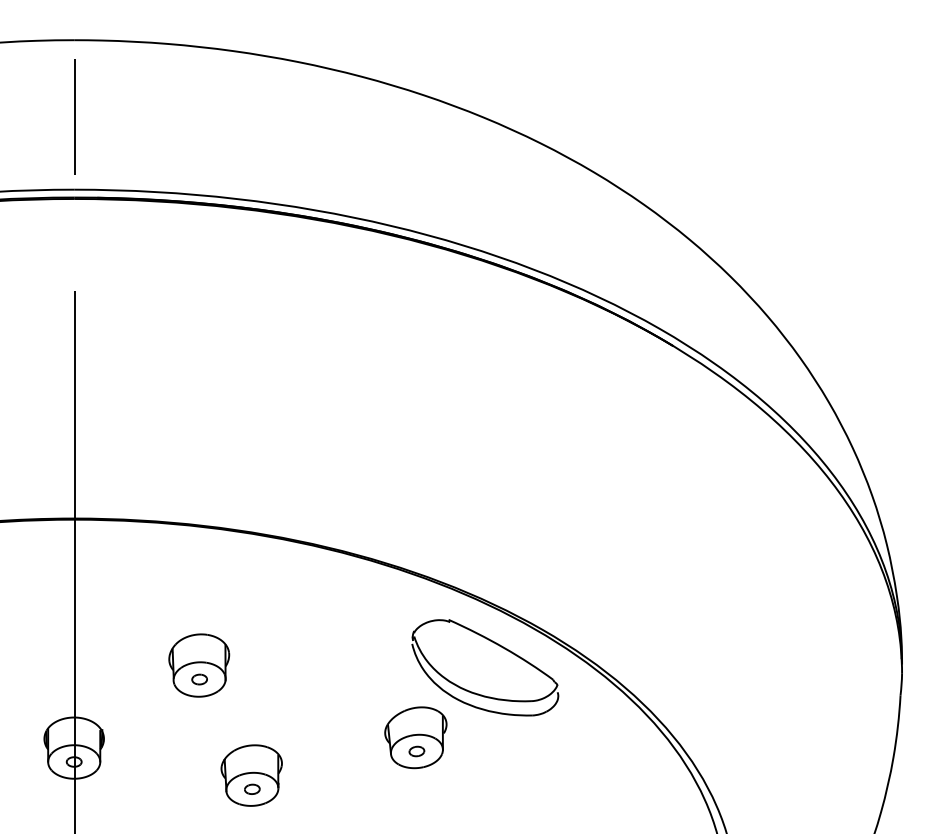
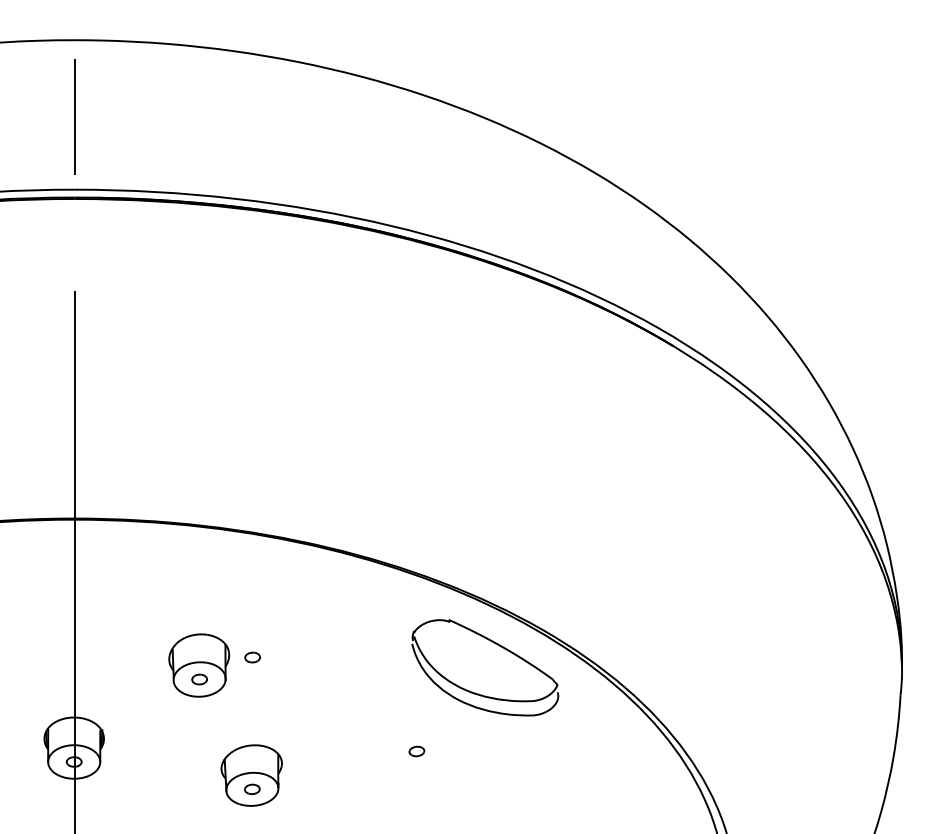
part: none -> present (252, 657)
part: present -> none (415, 737)
